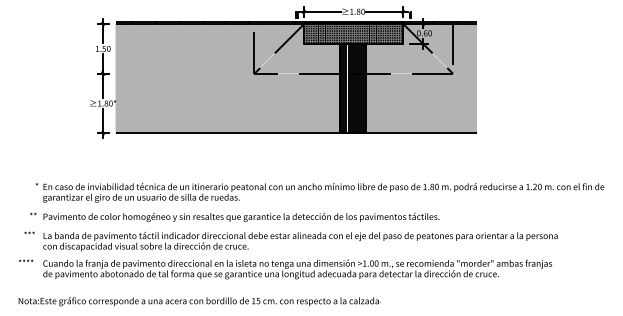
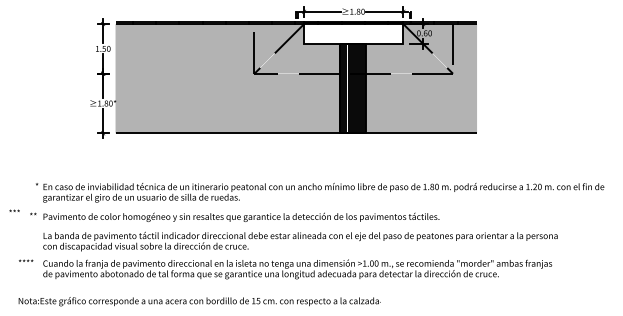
hatch: present -> none (353, 33)
text position: (29, 232) -> (14, 210) (14, 210)
